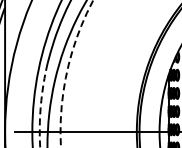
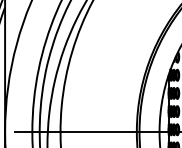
arc: dashed -> solid (67, 71)
arc: dashed -> solid (40, 106)
